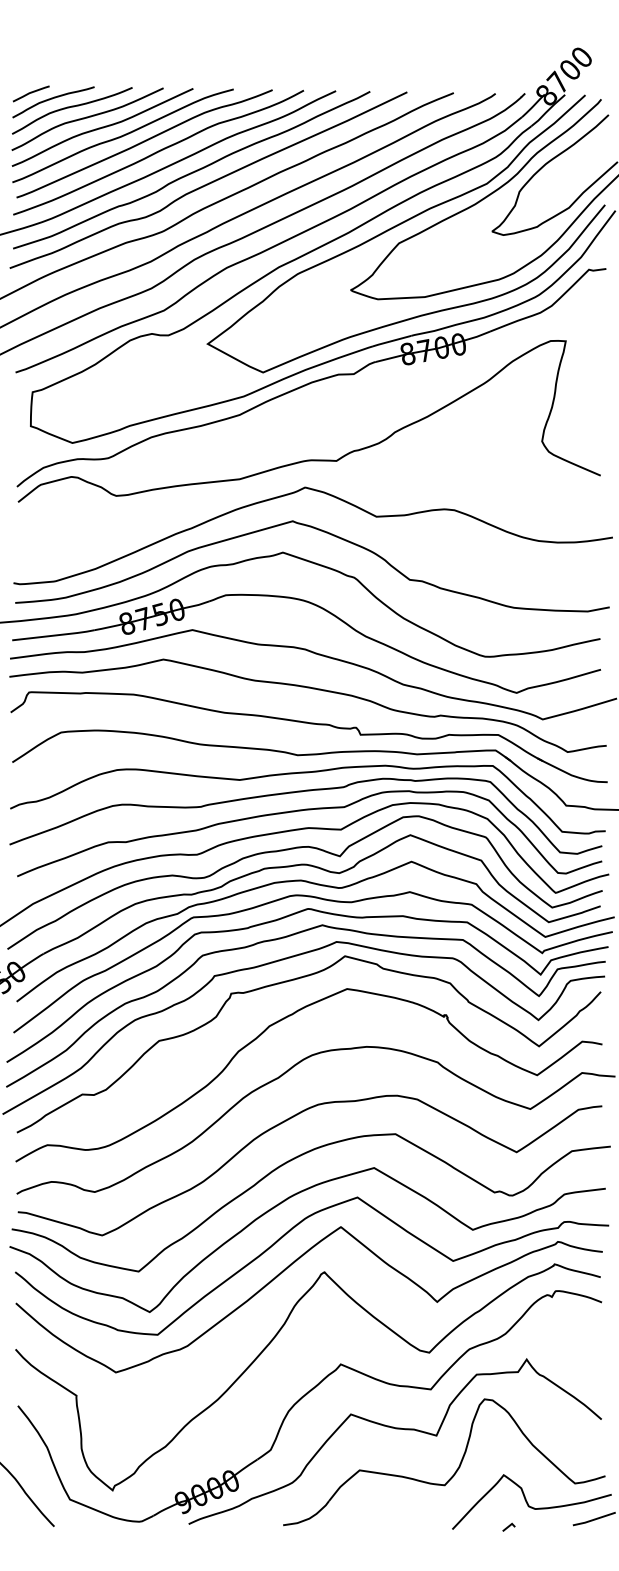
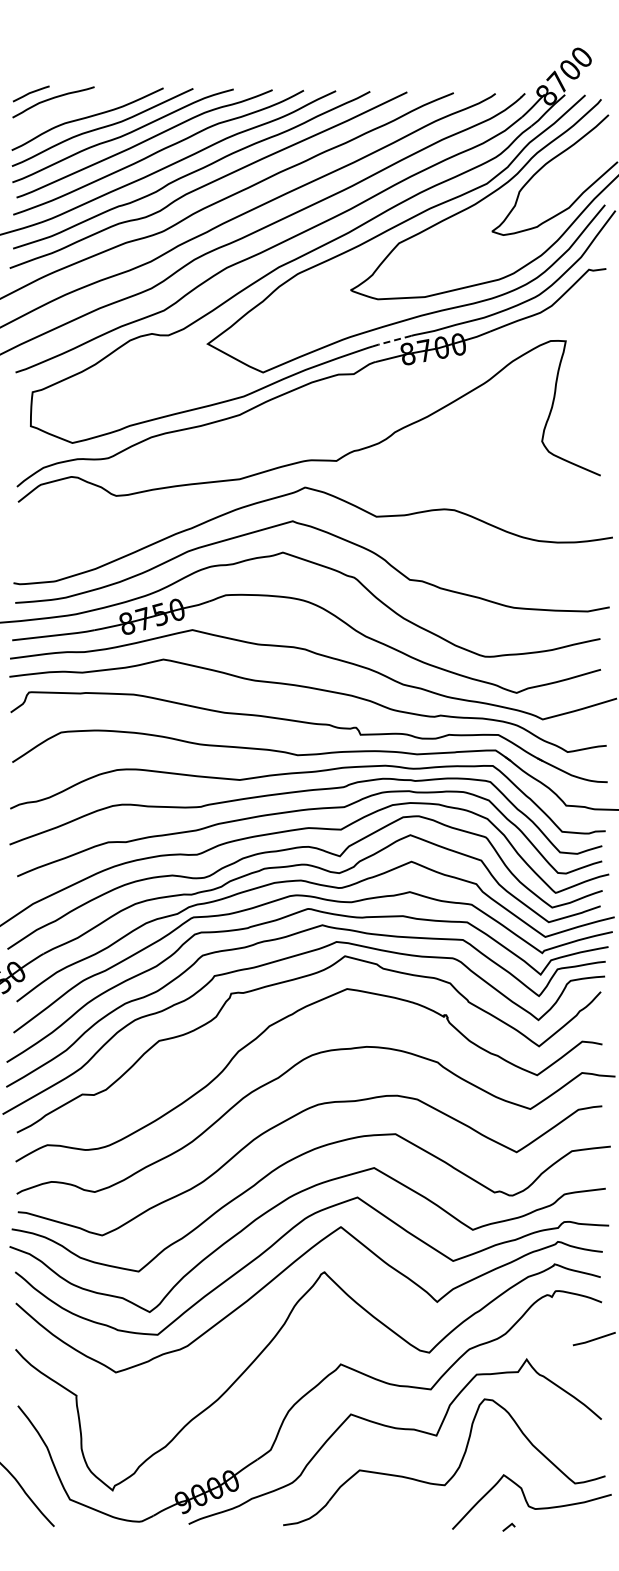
curve: present -> none (72, 107)
line: solid -> dashed (392, 341)
line position: (593, 1519) -> (593, 1339) (593, 1339)
